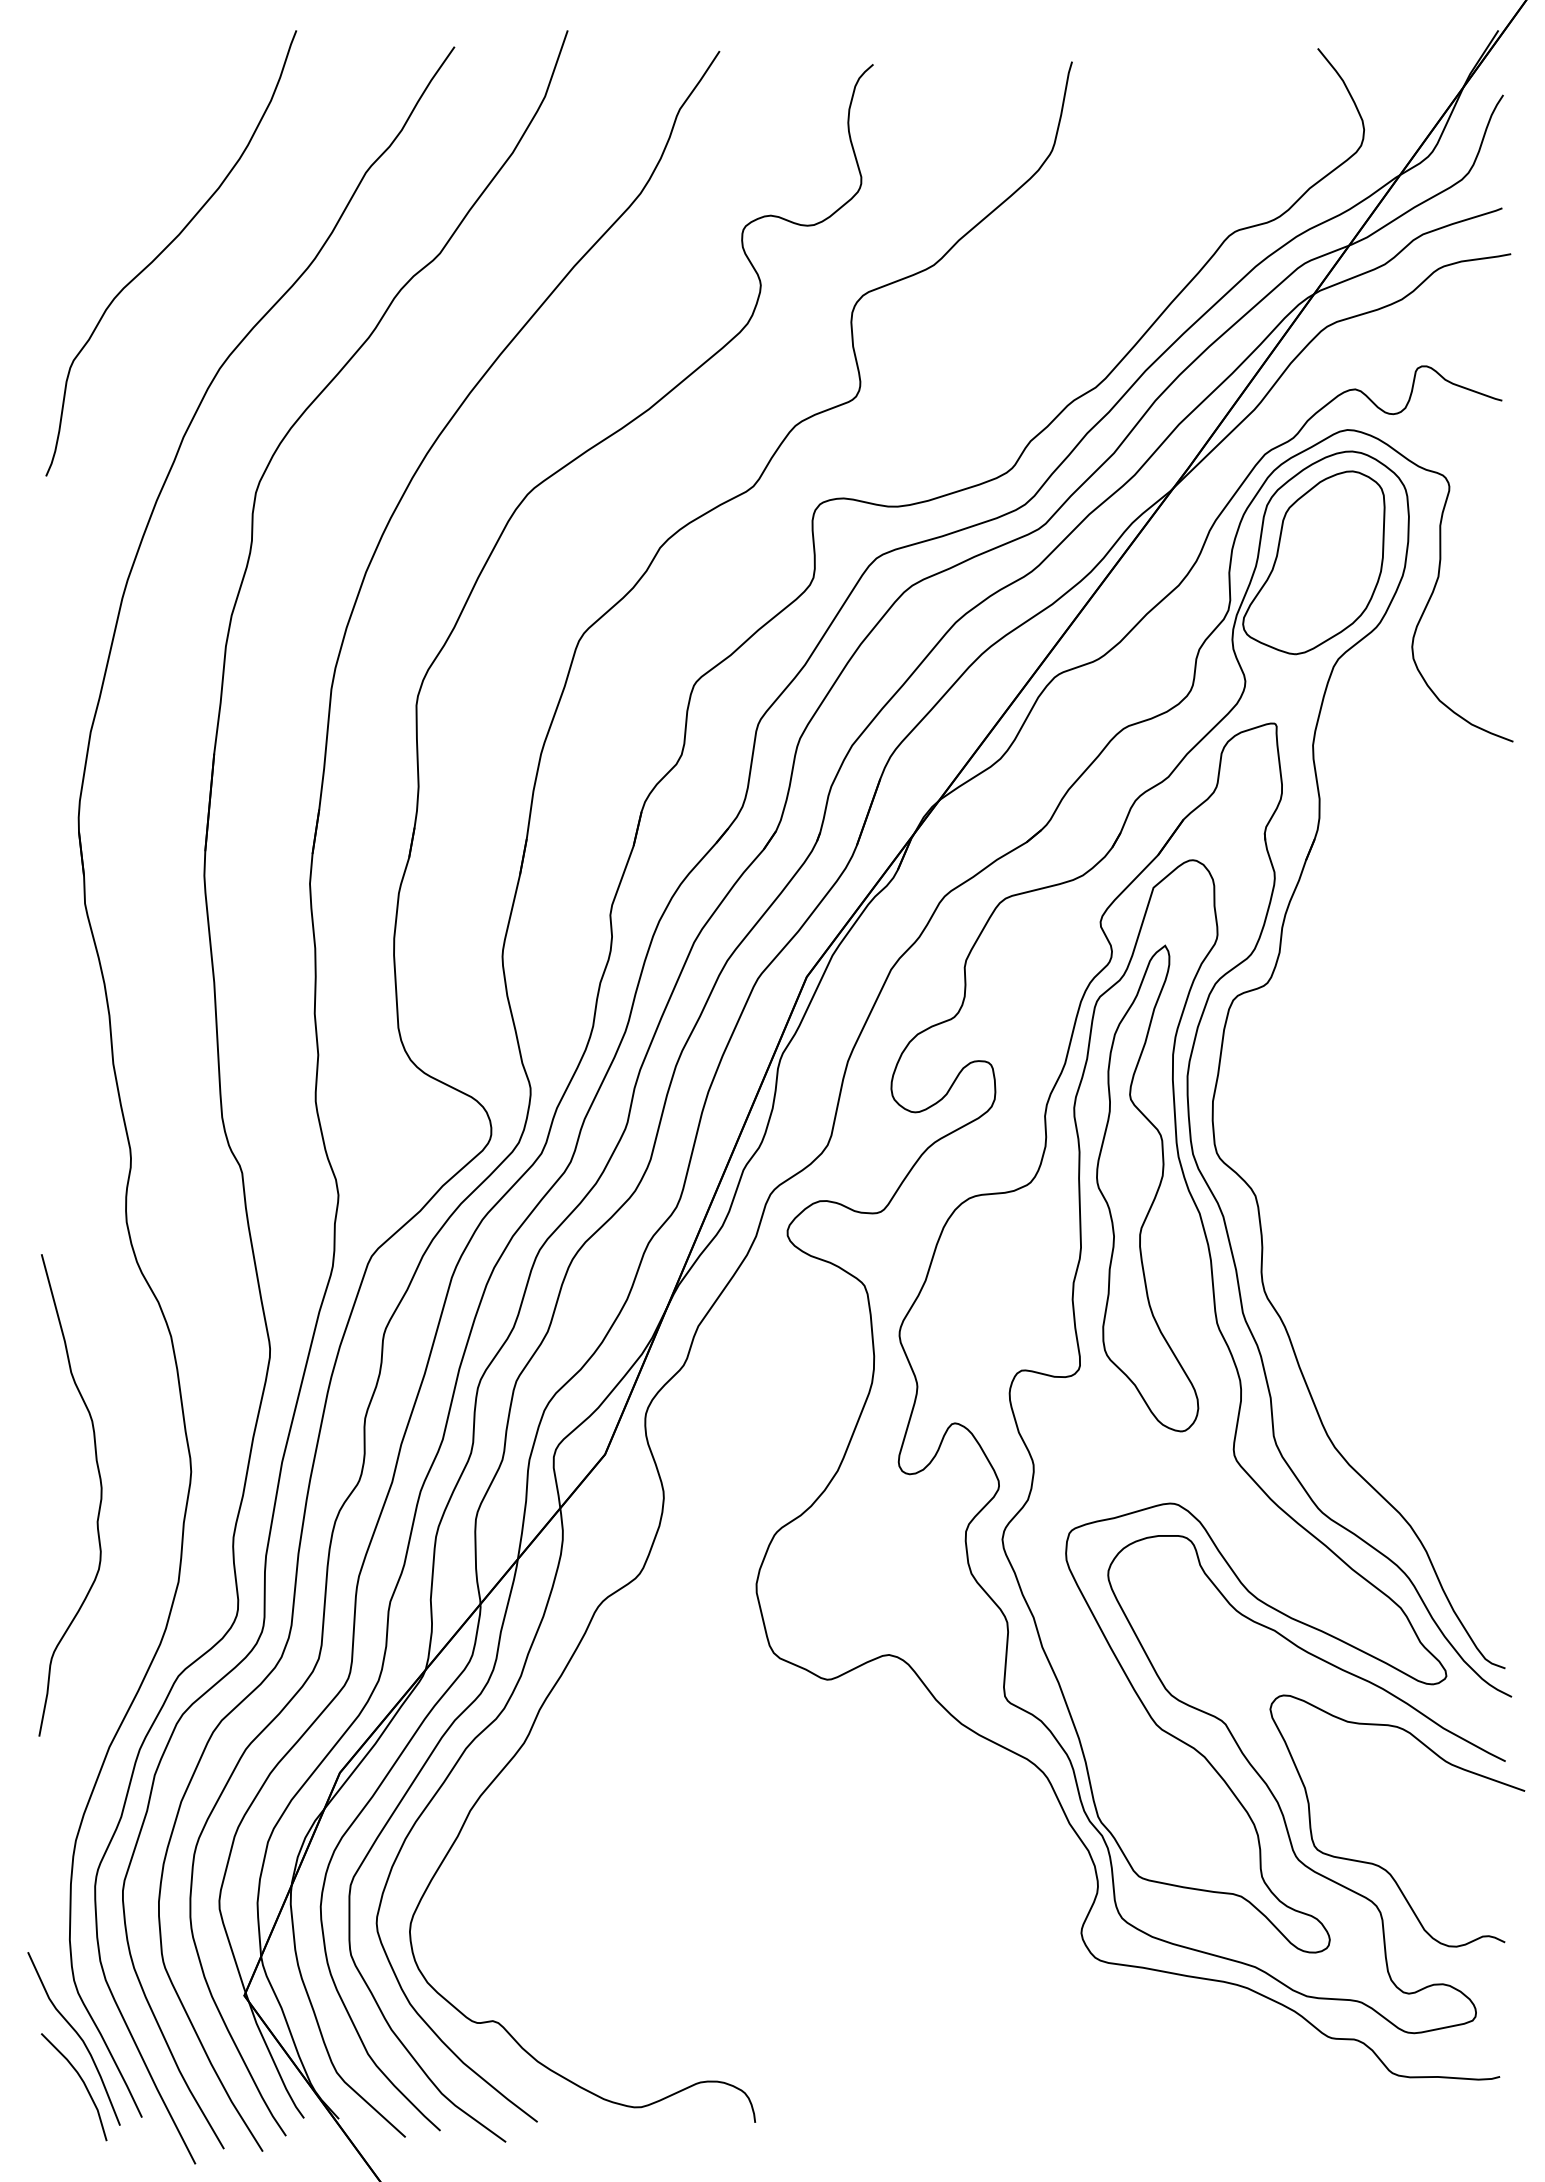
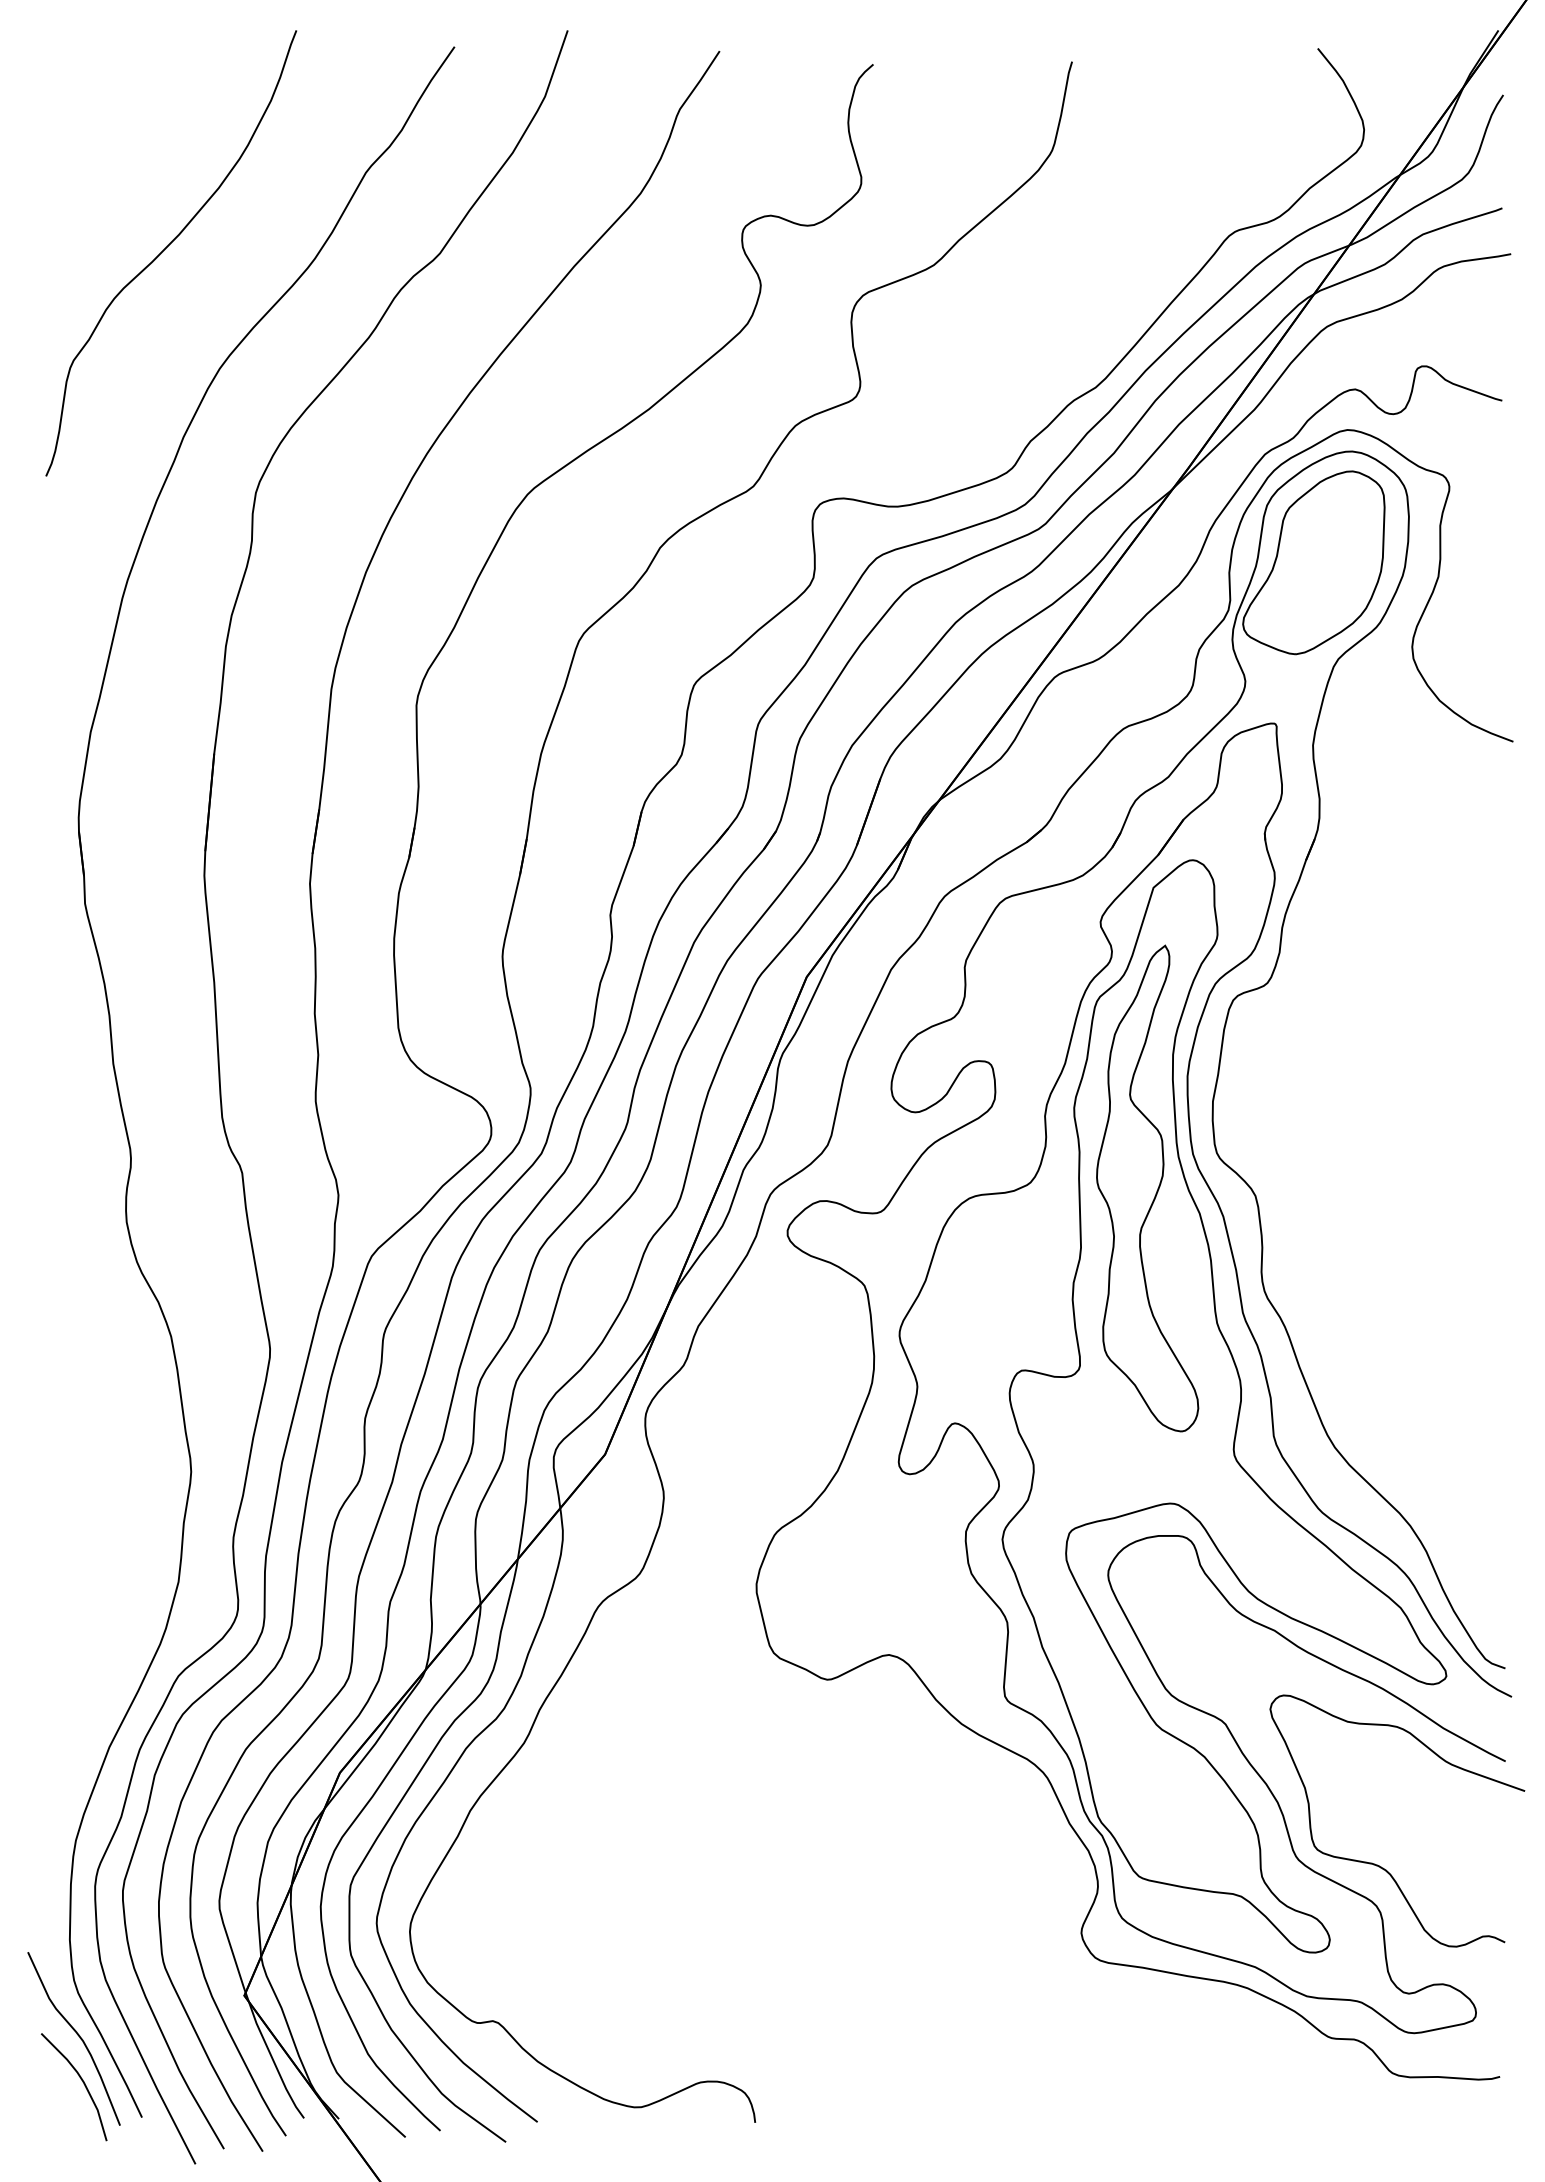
curve: present -> none (99, 1502)
